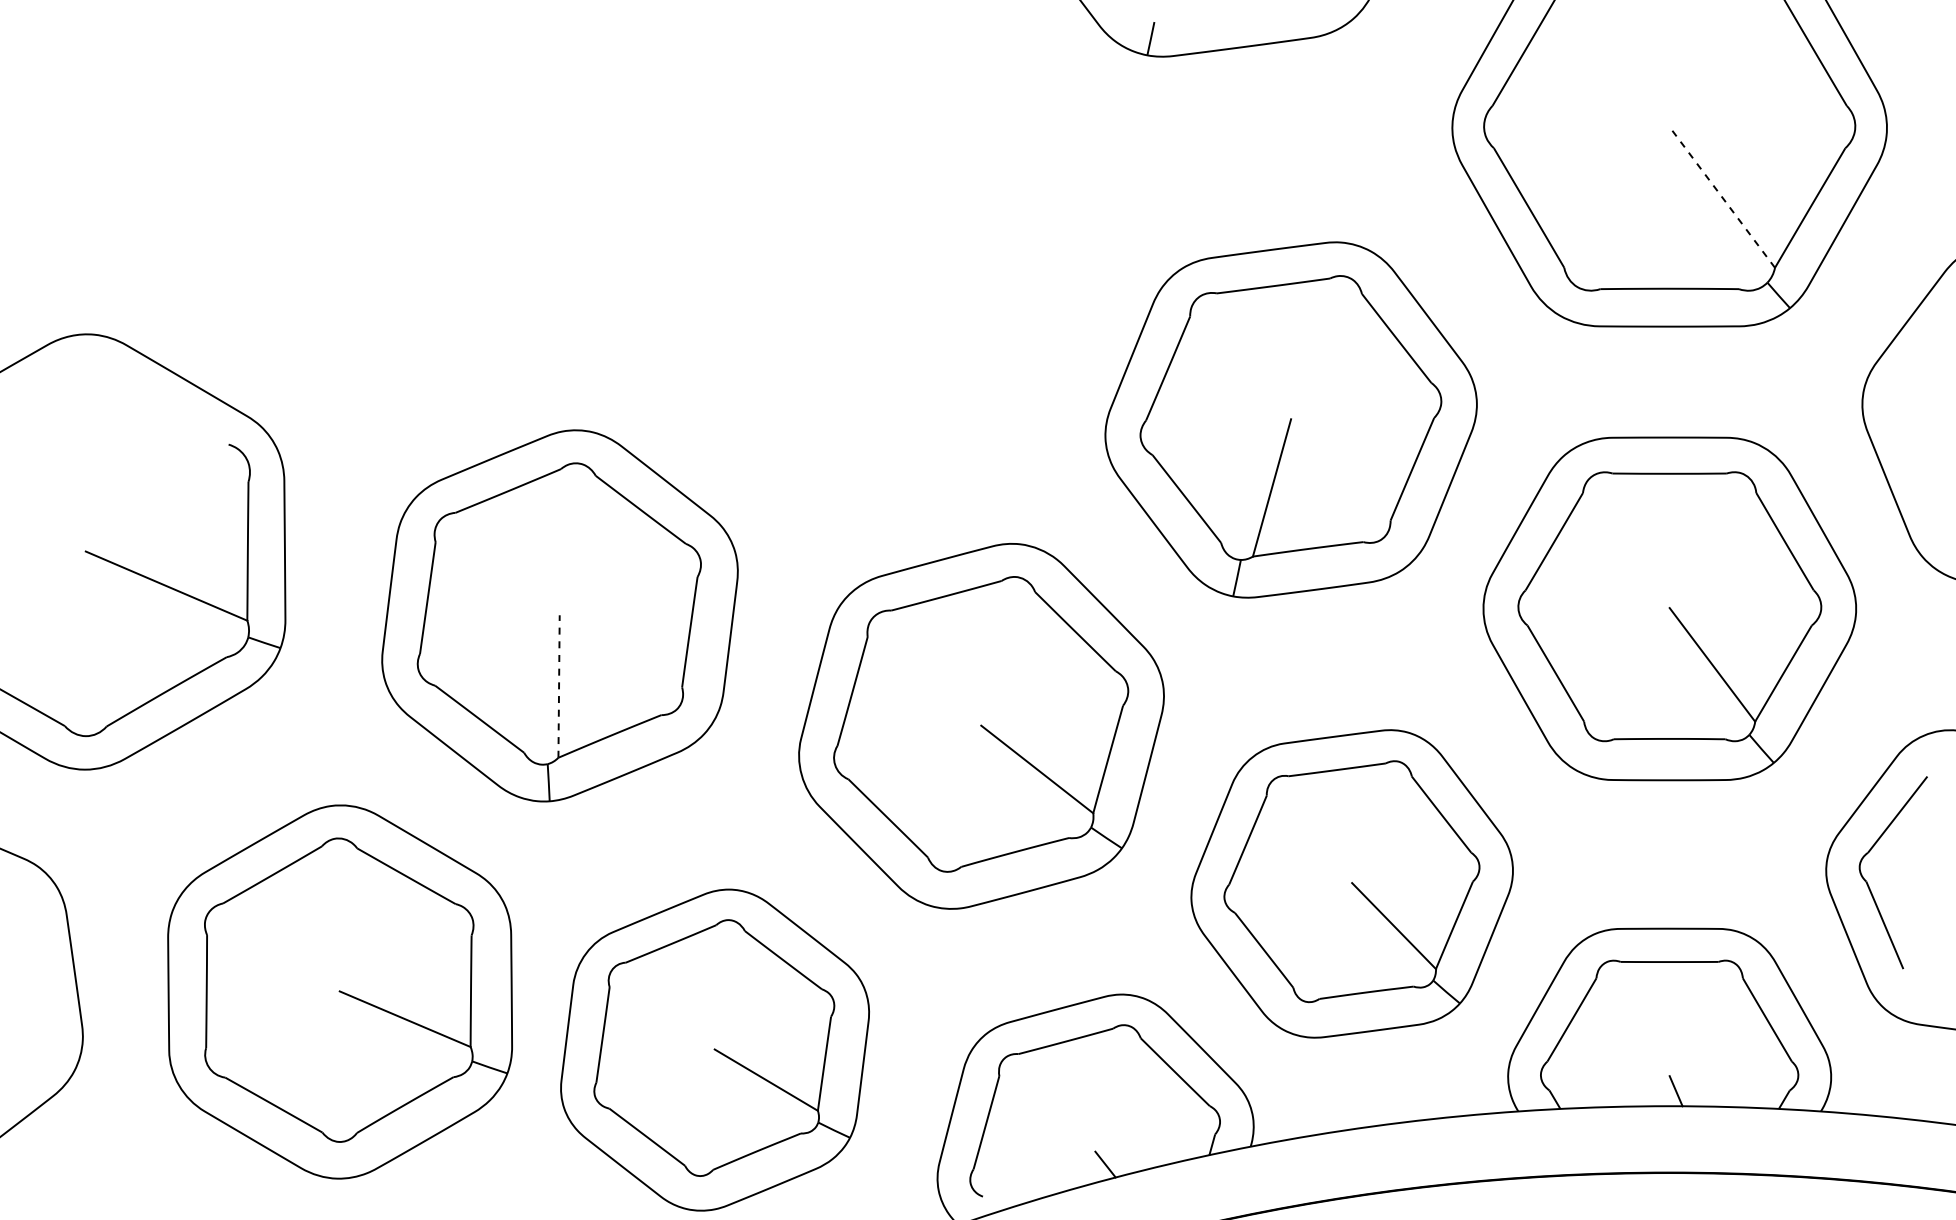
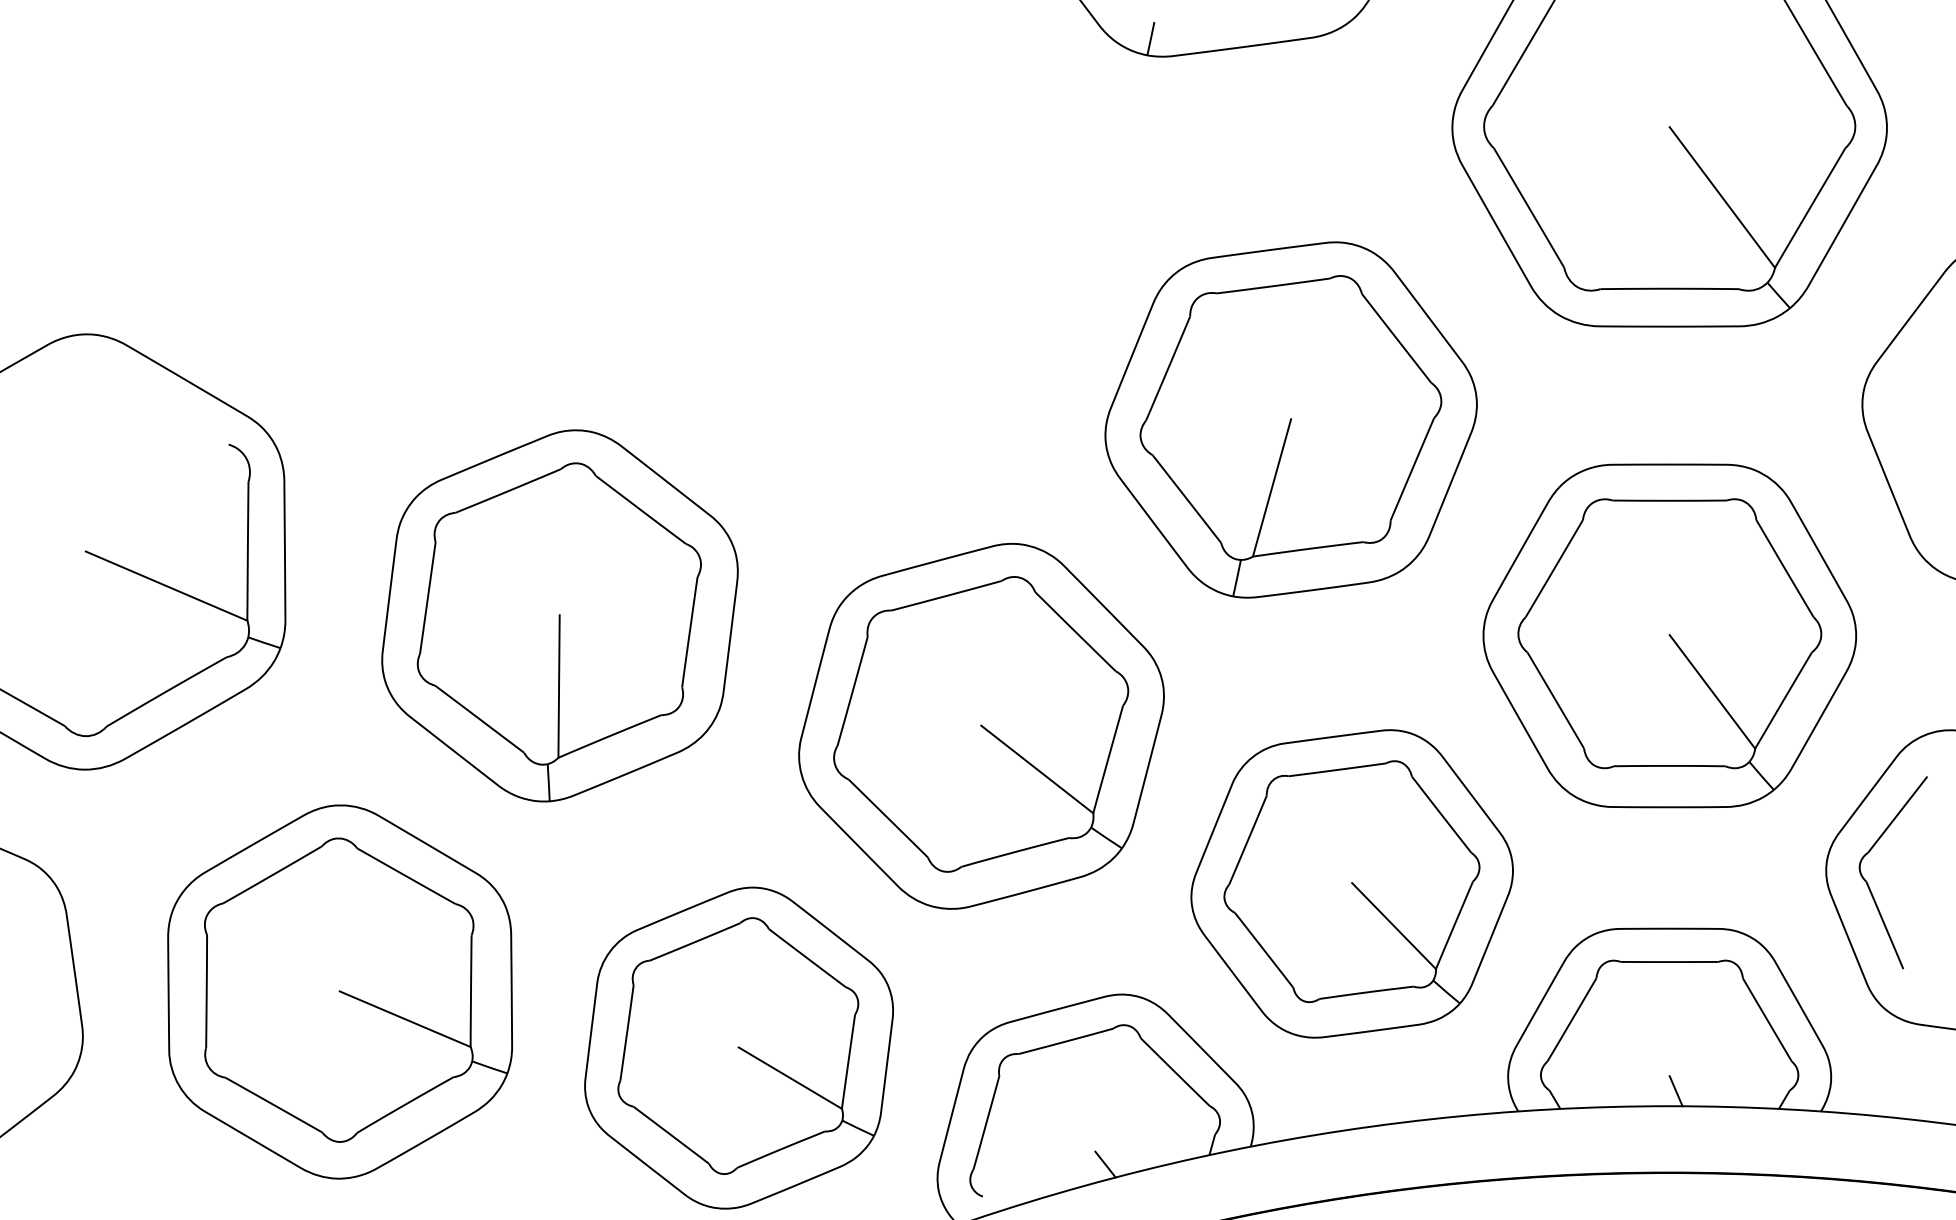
line: dashed -> solid (1722, 197)
part position: (1669, 608) -> (1669, 635) (1669, 635)
line: dashed -> solid (559, 686)
part position: (714, 1049) -> (738, 1047) (738, 1047)
